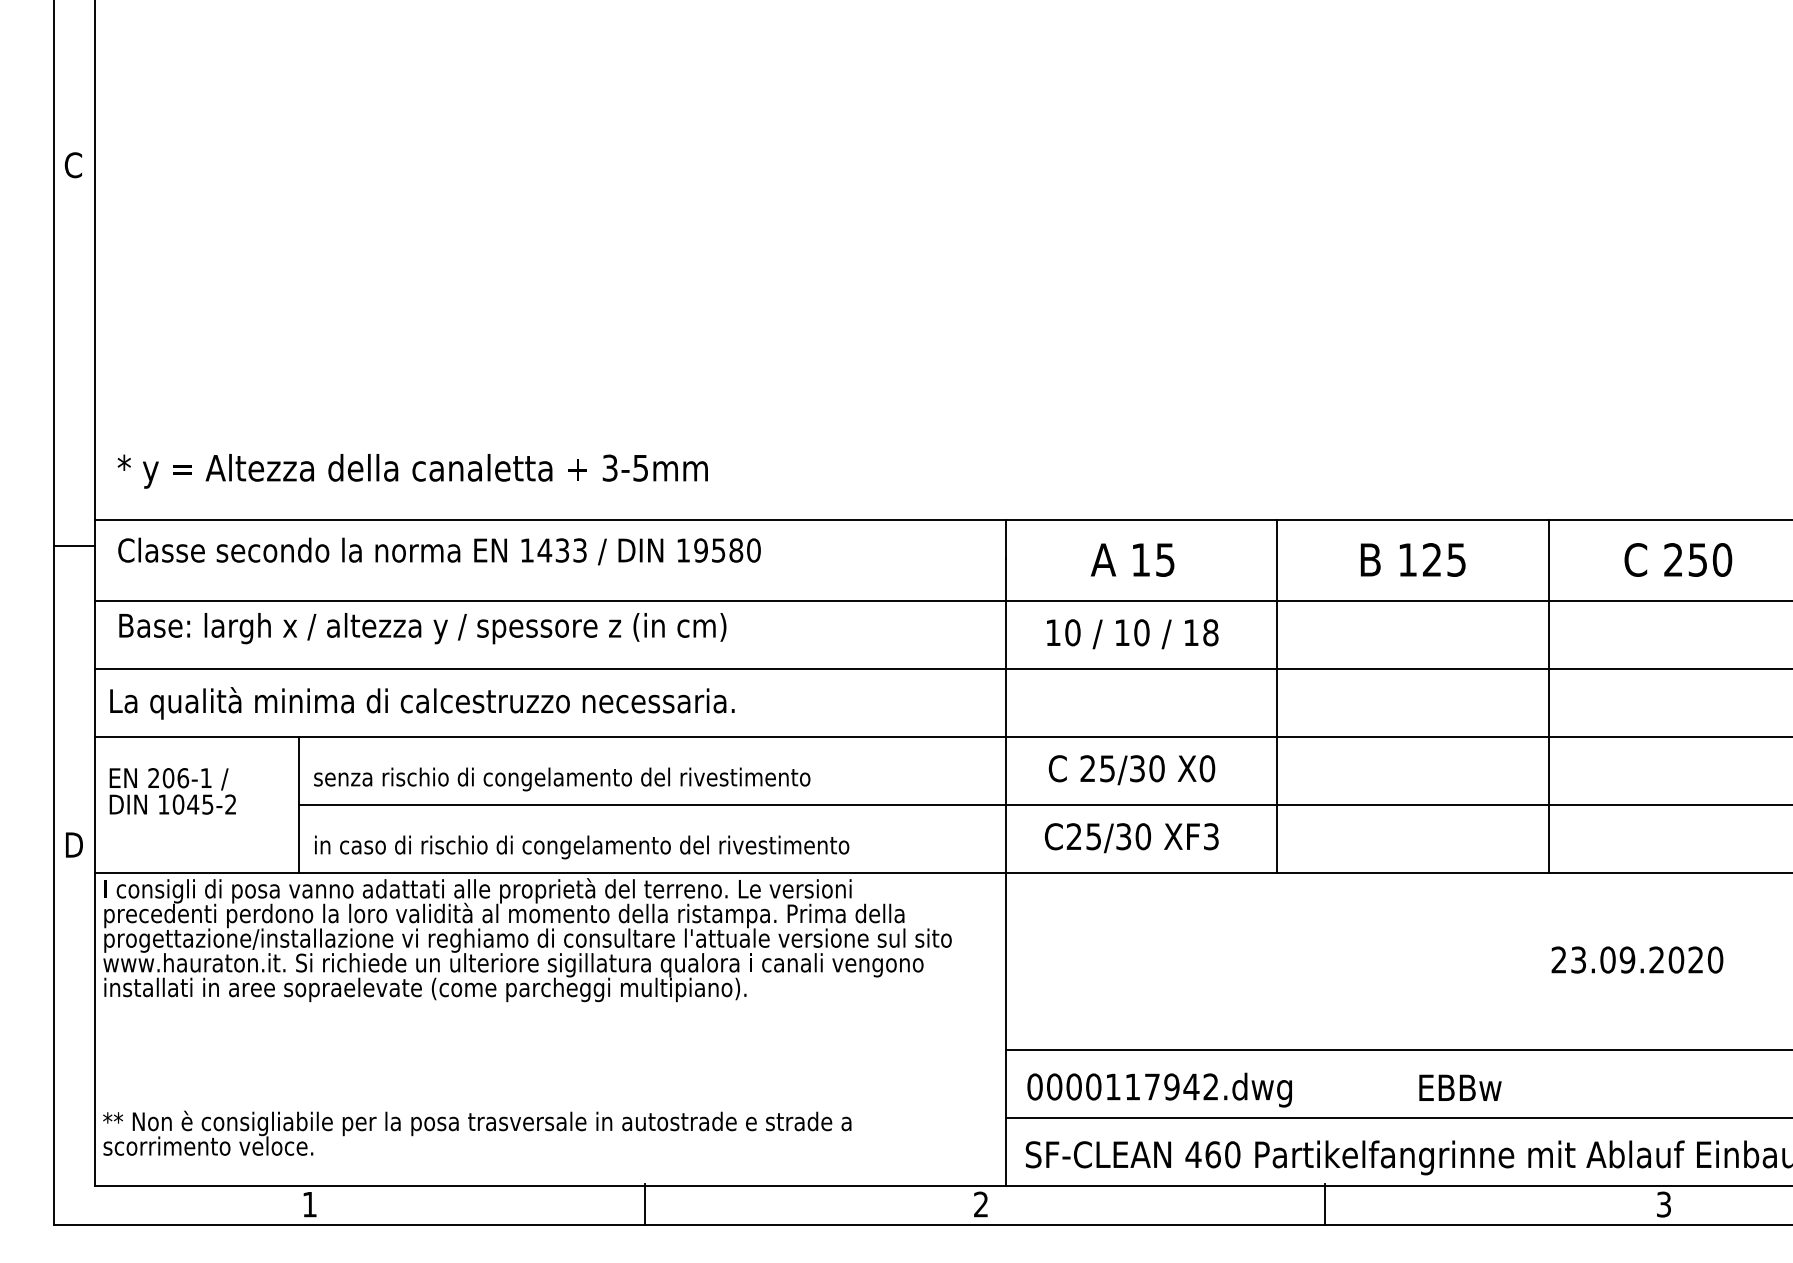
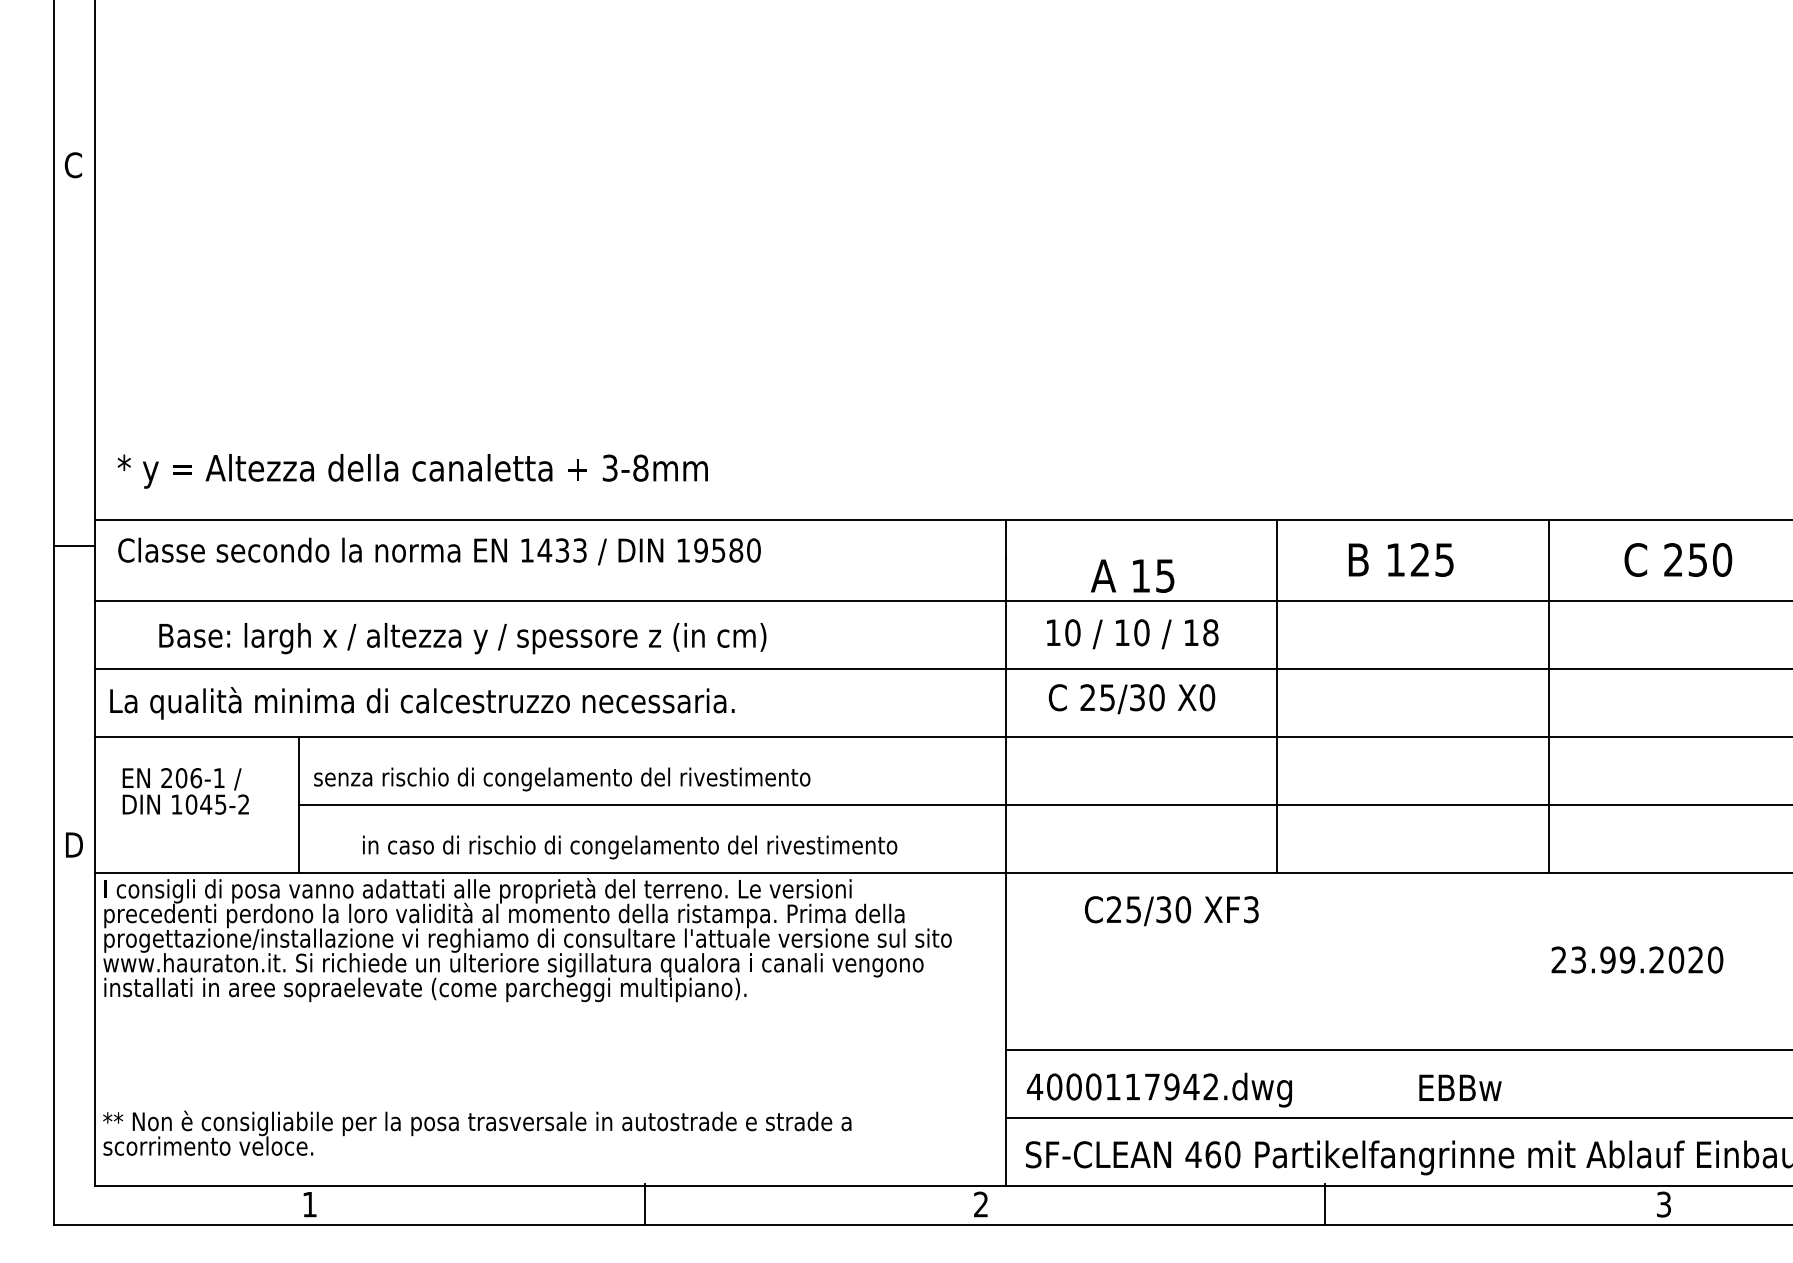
text: 3-5mm -> 3-8mm (640, 467)
text position: (1132, 559) -> (1132, 575) (1132, 575)
text position: (1412, 559) -> (1400, 559) (1400, 559)
text position: (422, 628) -> (462, 638) (462, 638)
text position: (1131, 770) -> (1131, 699) (1131, 699)
text position: (172, 791) -> (185, 791) (185, 791)
text position: (1131, 838) -> (1171, 911) (1171, 911)
text position: (582, 847) -> (630, 847) (630, 847)
text: 23.09.2020 -> 23.99.2020 (1607, 959)
text: 0000117942.dwg -> 4000117942.dwg (1034, 1086)
